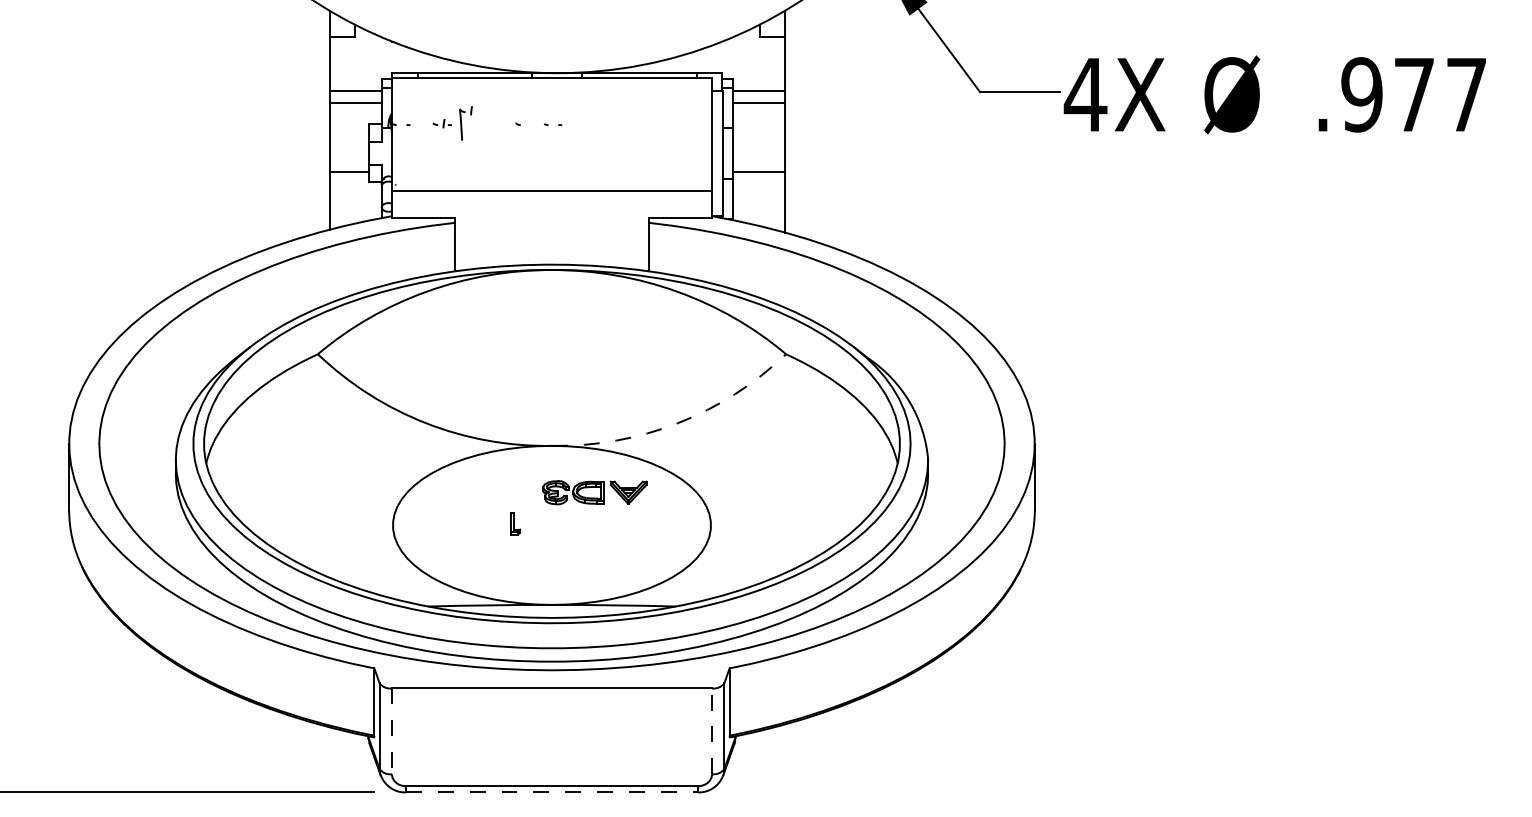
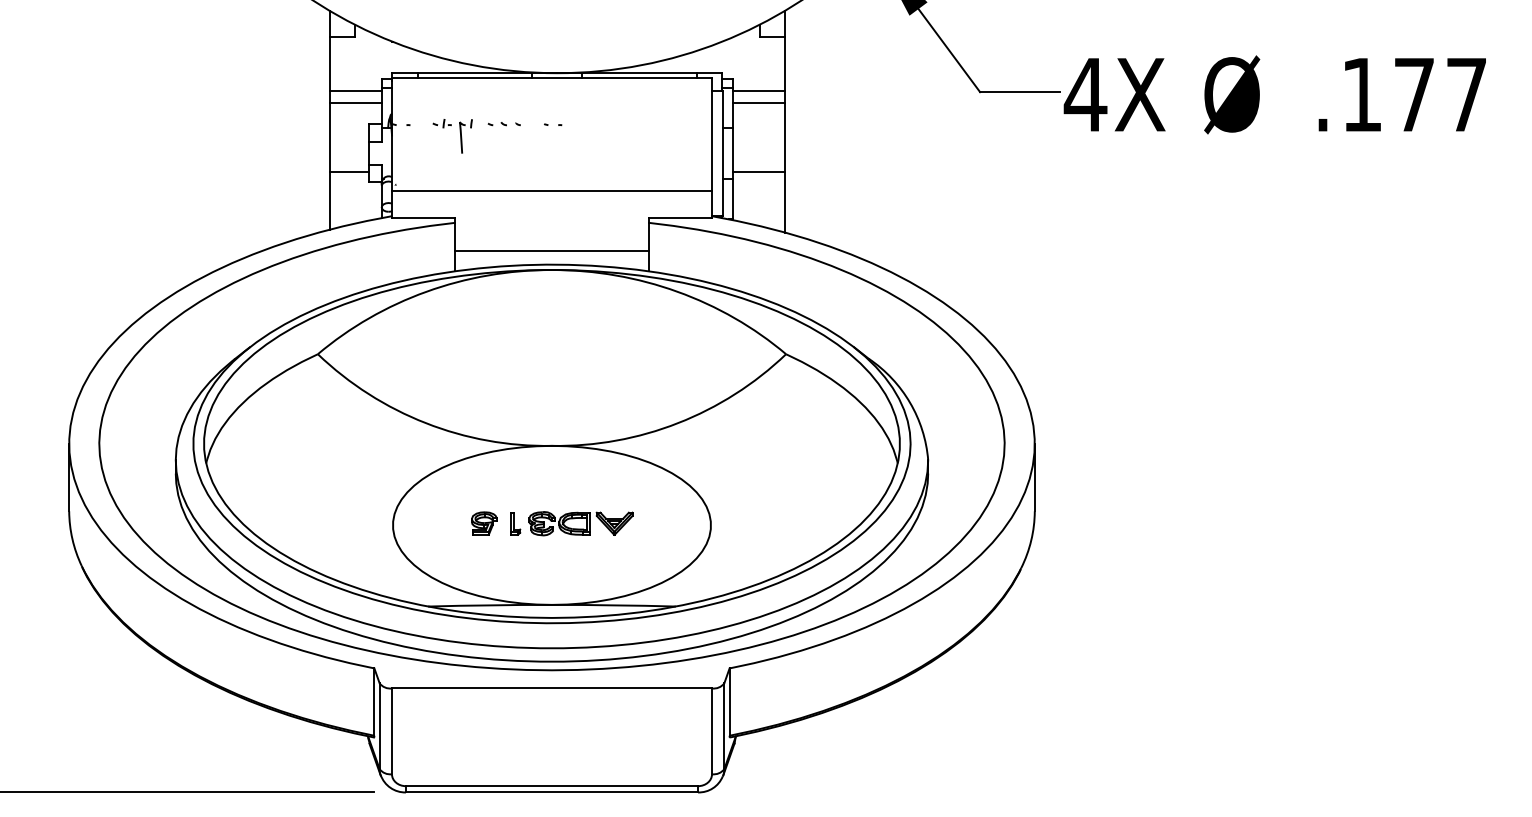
text: .977 -> .177 (1361, 94)
part position: (465, 123) -> (465, 136) (465, 136)
part: none -> present (496, 124)
line: none -> present (551, 250)
arc: dashed -> solid (678, 423)
part position: (594, 492) -> (580, 523) (580, 523)
part: none -> present (484, 523)
line: dashed -> solid (391, 731)
line: dashed -> solid (712, 731)
line: dashed -> solid (552, 792)
